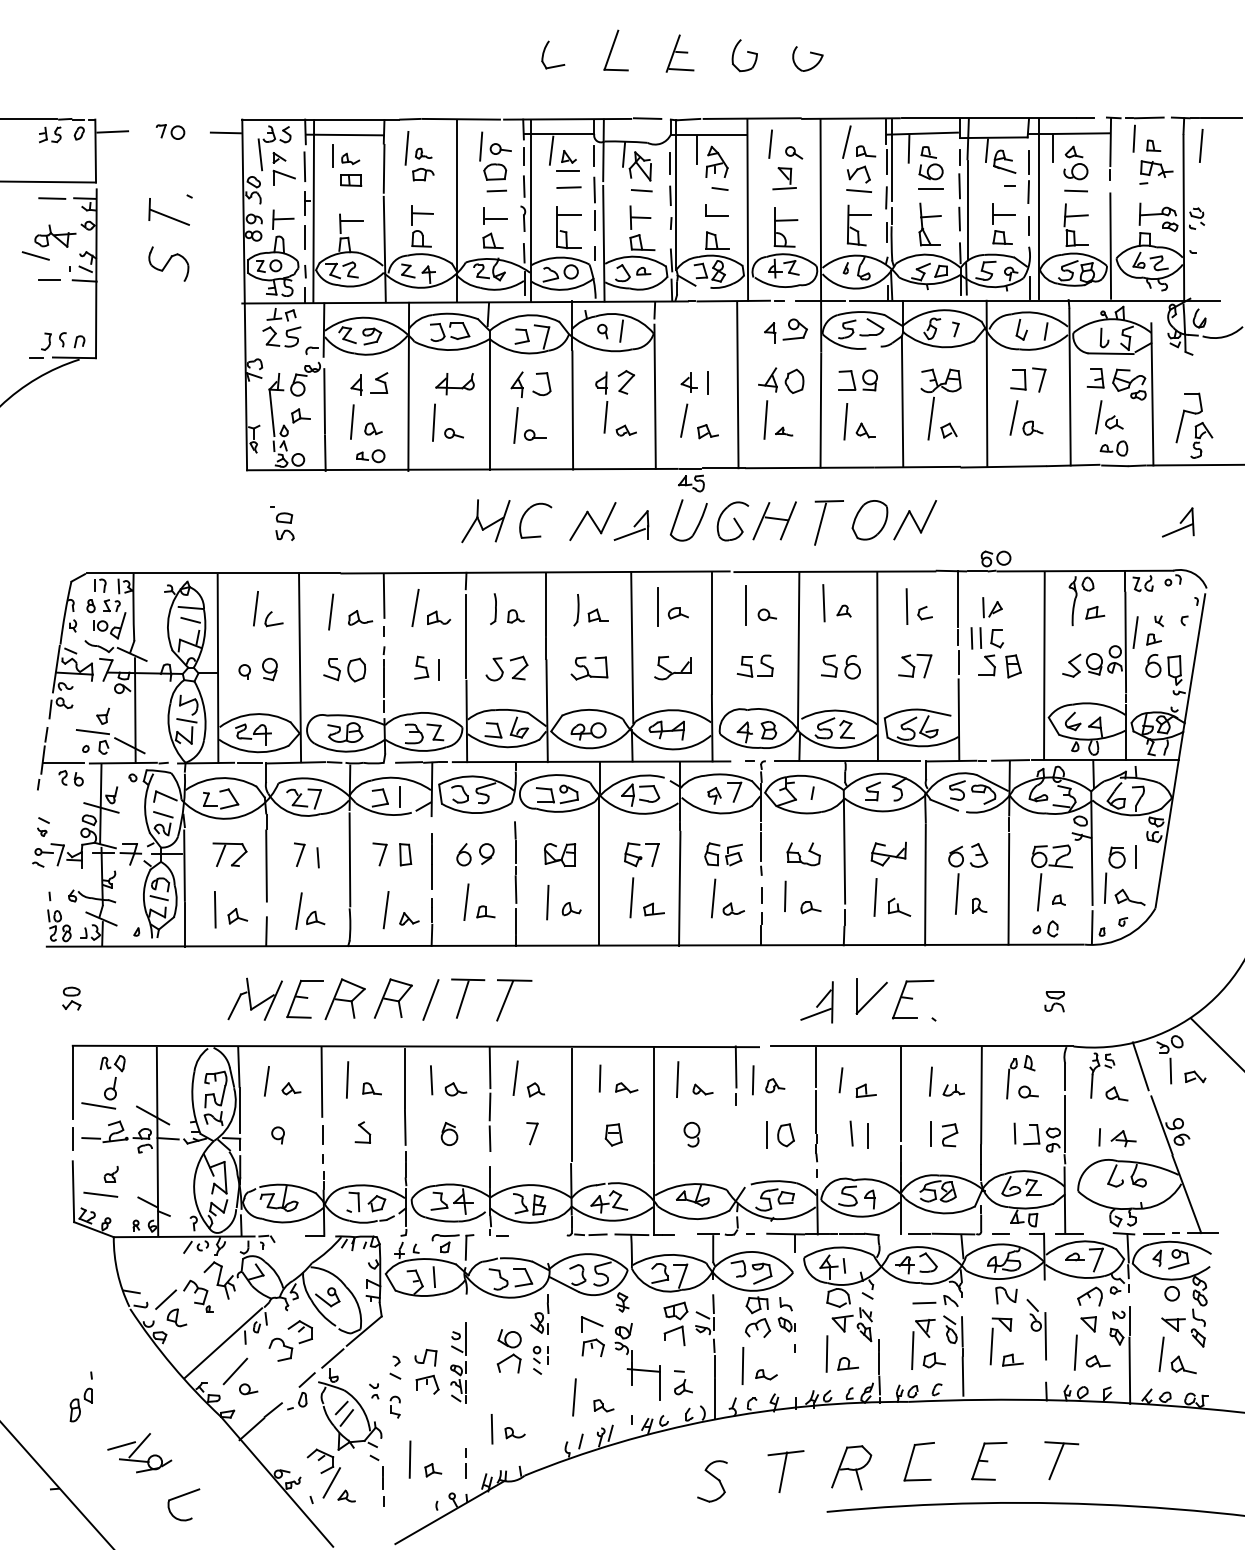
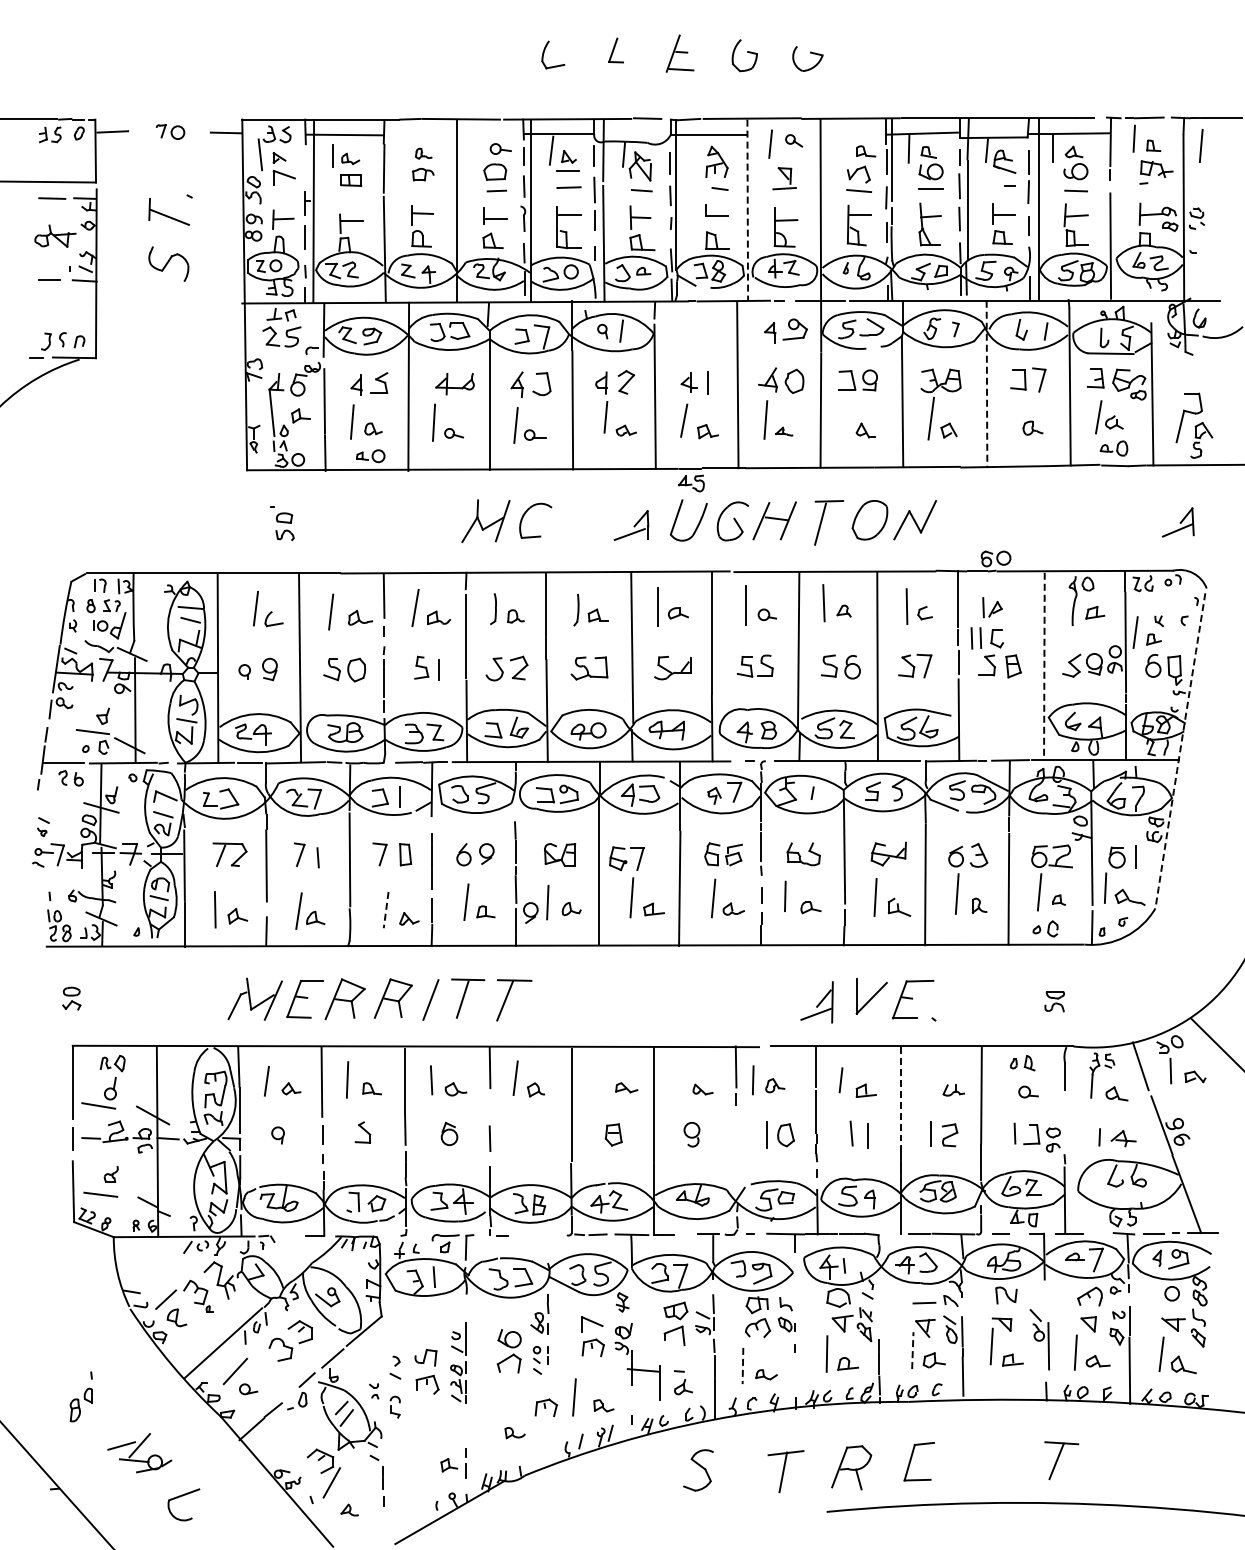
part size: 26x43 px -> 16x27 px (615, 50)
line: present -> none (846, 141)
line: present -> none (481, 146)
line: present -> none (406, 147)
line: present -> none (696, 150)
part position: (794, 152) -> (794, 140) (794, 140)
line: present -> none (304, 166)
line: solid -> dashed (747, 210)
line: present -> none (35, 255)
line: solid -> dashed (986, 384)
line: present -> none (1013, 417)
line: present -> none (845, 421)
part: present -> none (592, 521)
line: solid -> dashed (1044, 666)
arc: solid -> dashed (1180, 750)
part position: (641, 854) -> (626, 858) (626, 858)
line: solid -> dashed (386, 910)
part: none -> present (530, 912)
line: present -> none (599, 1078)
line: present -> none (677, 1079)
line: present -> none (930, 1081)
line: present -> none (1008, 1083)
line: solid -> dashed (900, 1093)
line: present -> none (489, 1106)
line: present -> none (1065, 1123)
part: present -> none (532, 1133)
part position: (1036, 1329) -> (1039, 1339) (1039, 1339)
line: solid -> dashed (912, 1350)
line: solid -> dashed (742, 1366)
part: none -> present (545, 1407)
line: present -> none (491, 1428)
line: present -> none (409, 1459)
part: present -> none (989, 1461)
part position: (433, 1470) -> (449, 1465) (449, 1465)
part position: (712, 1481) -> (698, 1470) (698, 1470)
part position: (346, 1495) -> (349, 1509) (349, 1509)
